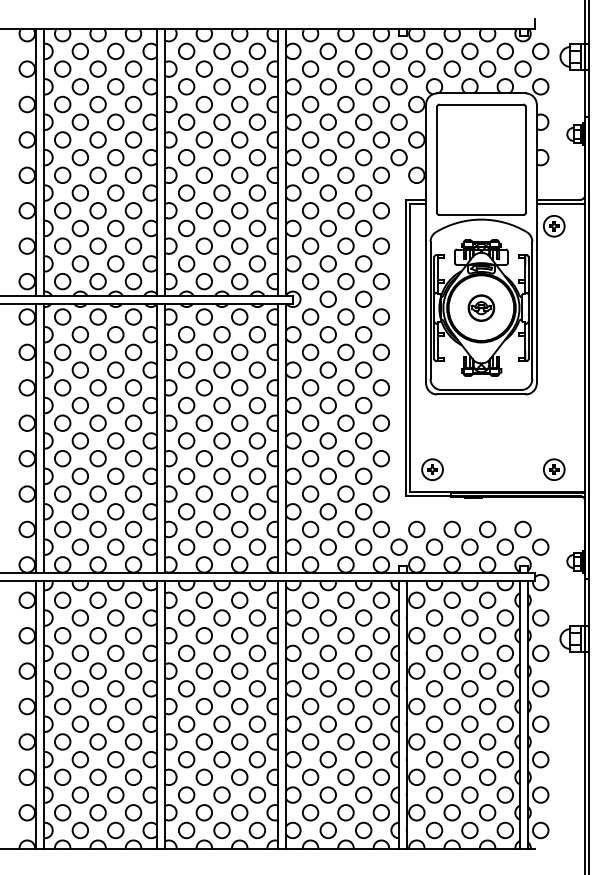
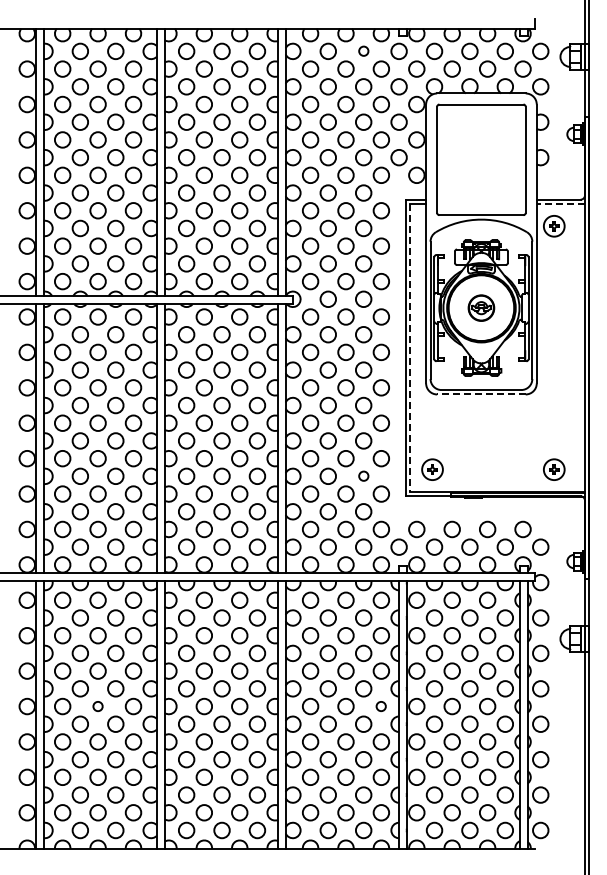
circle size: 18x18 px -> 12x12 px (363, 50)
line: solid -> dashed (560, 204)
line: solid -> dashed (410, 348)
line: solid -> dashed (480, 394)
circle size: 18x18 px -> 12x12 px (363, 475)
circle size: 18x19 px -> 12x11 px (97, 706)
circle size: 18x19 px -> 12x11 px (380, 706)
